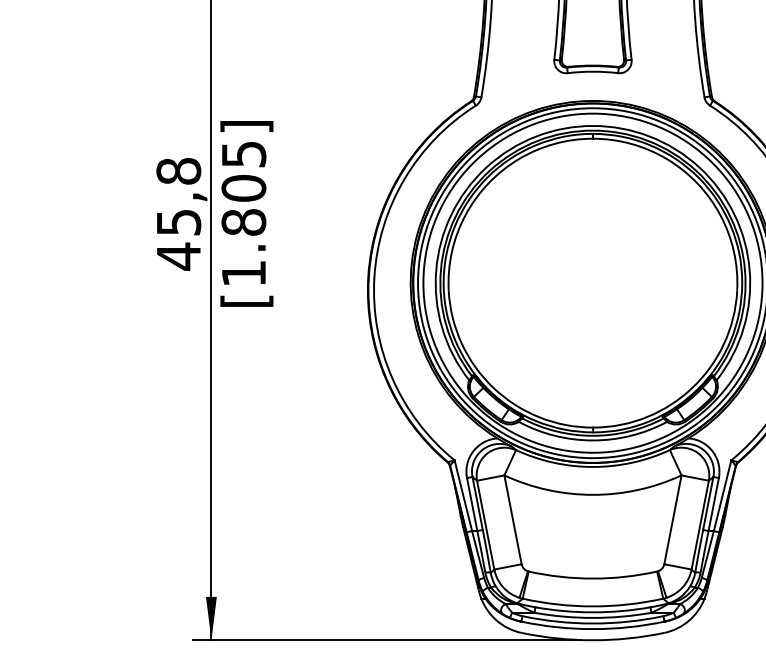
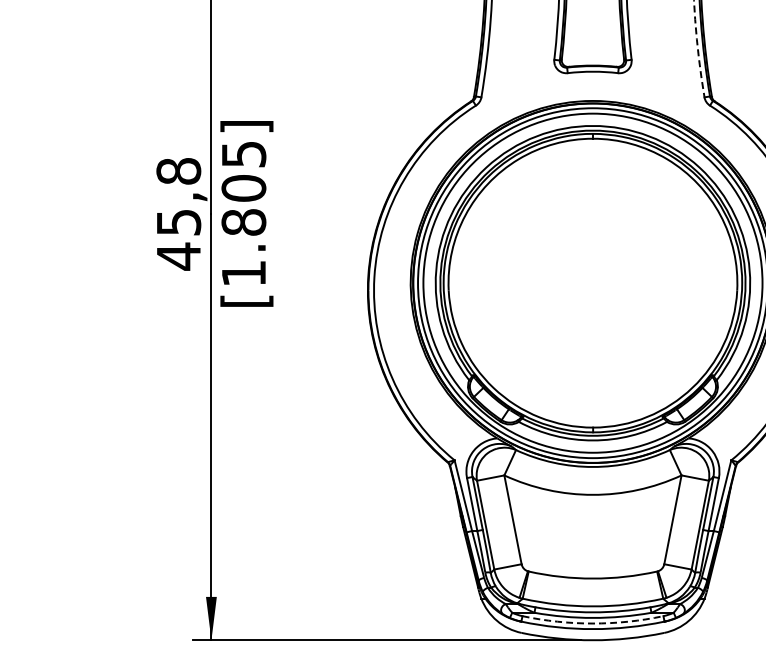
arc: solid -> dashed (698, 48)
arc: solid -> dashed (592, 623)
